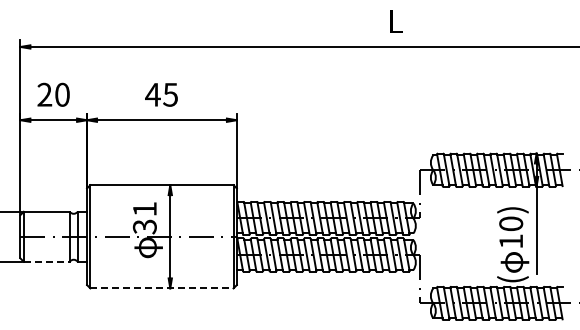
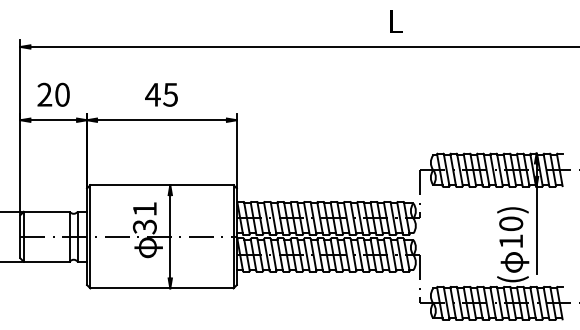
line: dashed -> solid (46, 261)
line: dashed -> solid (161, 288)
